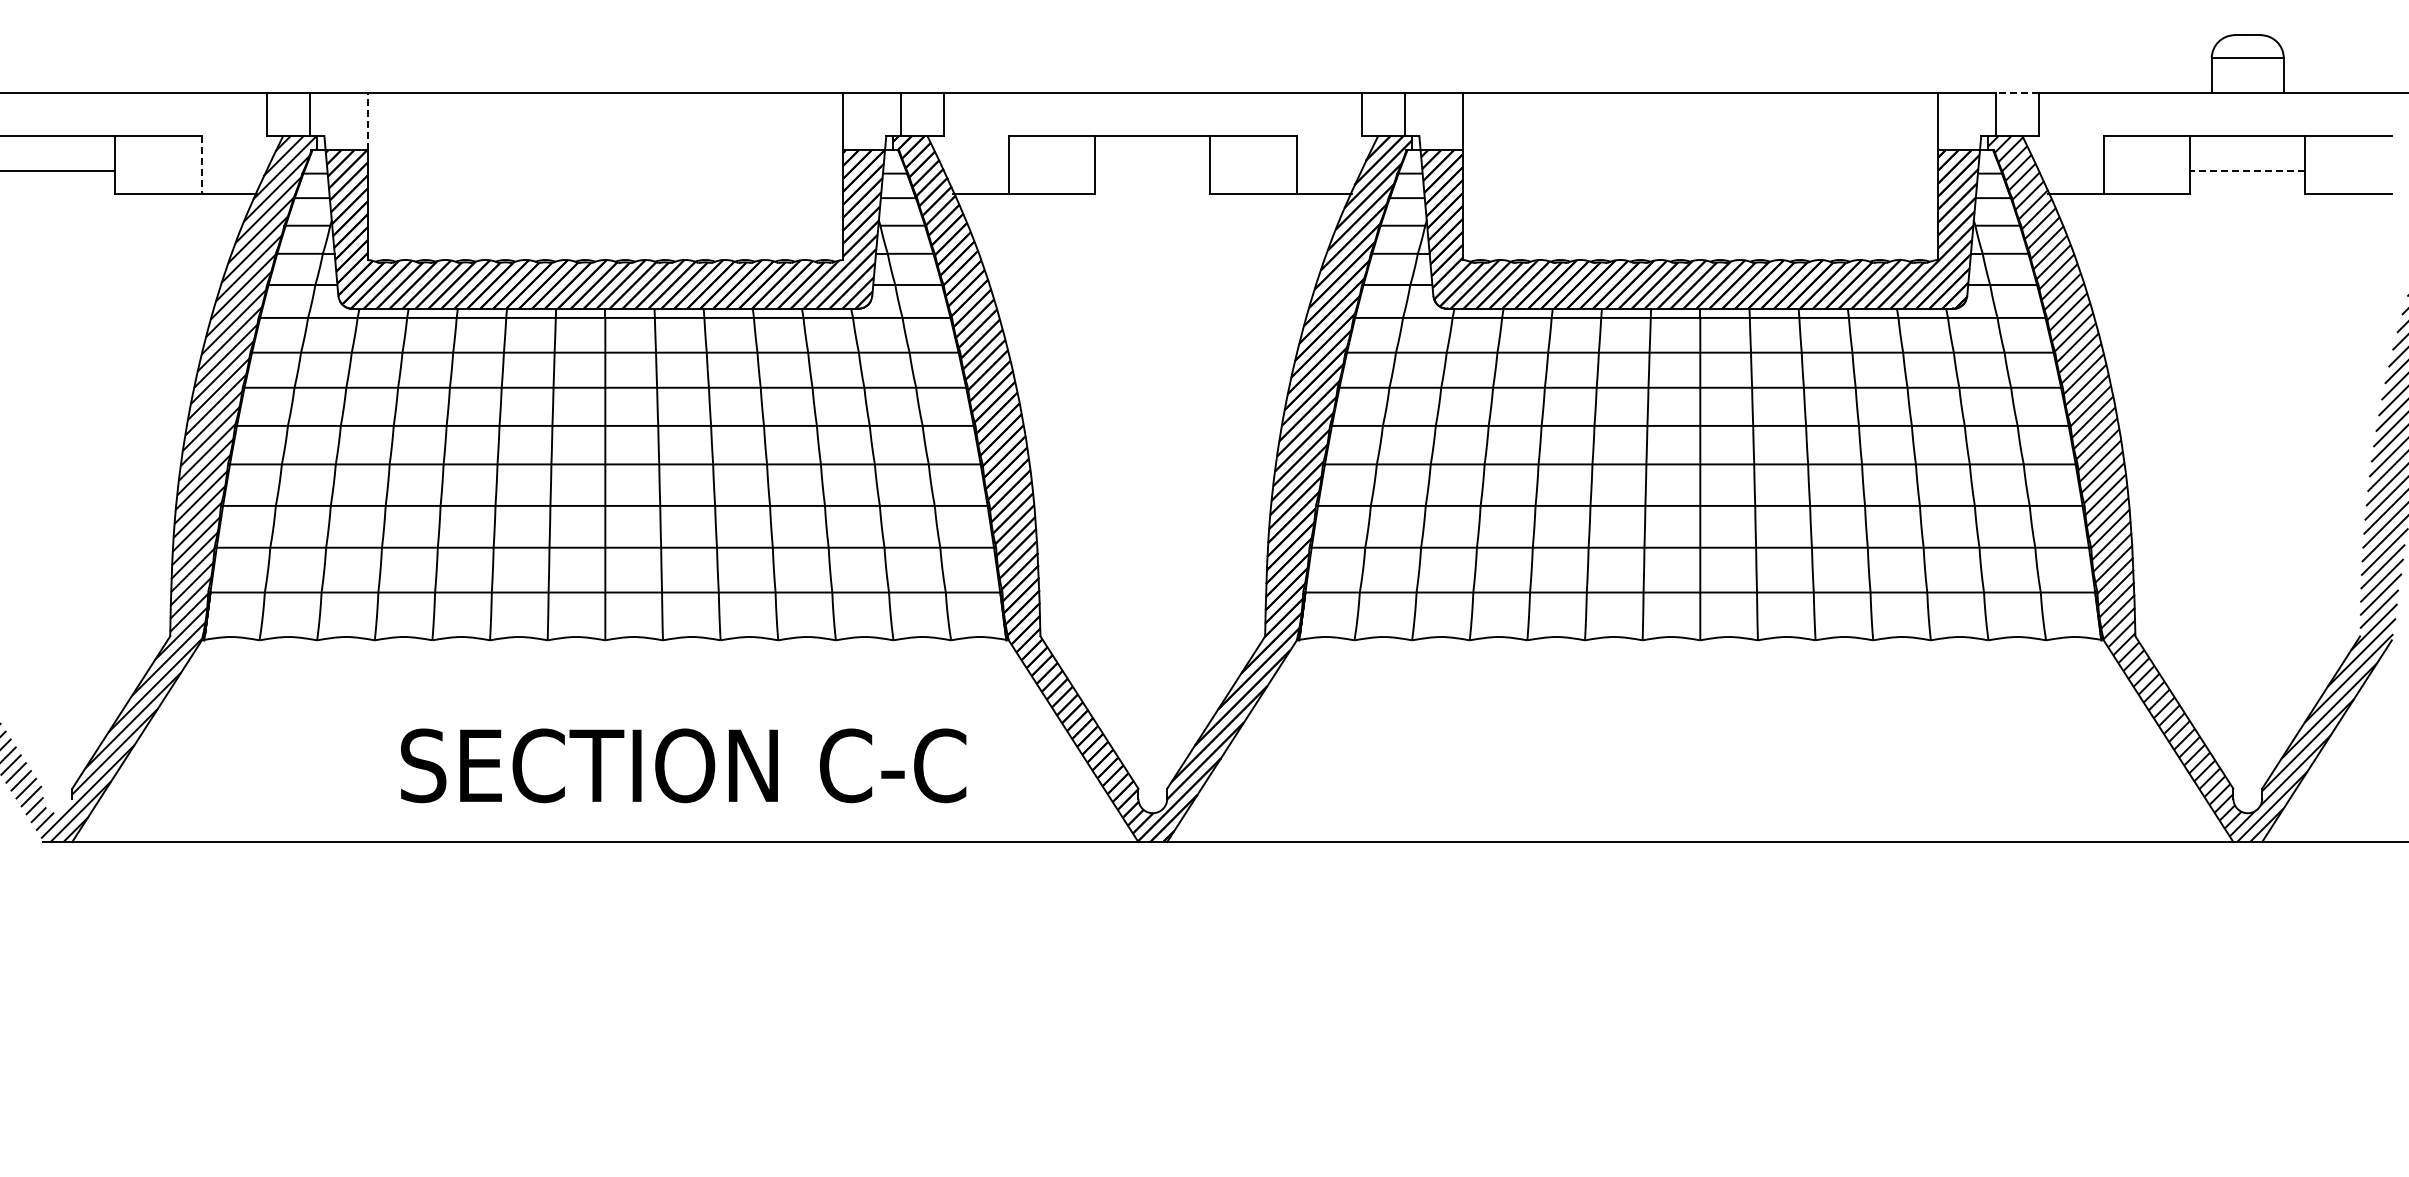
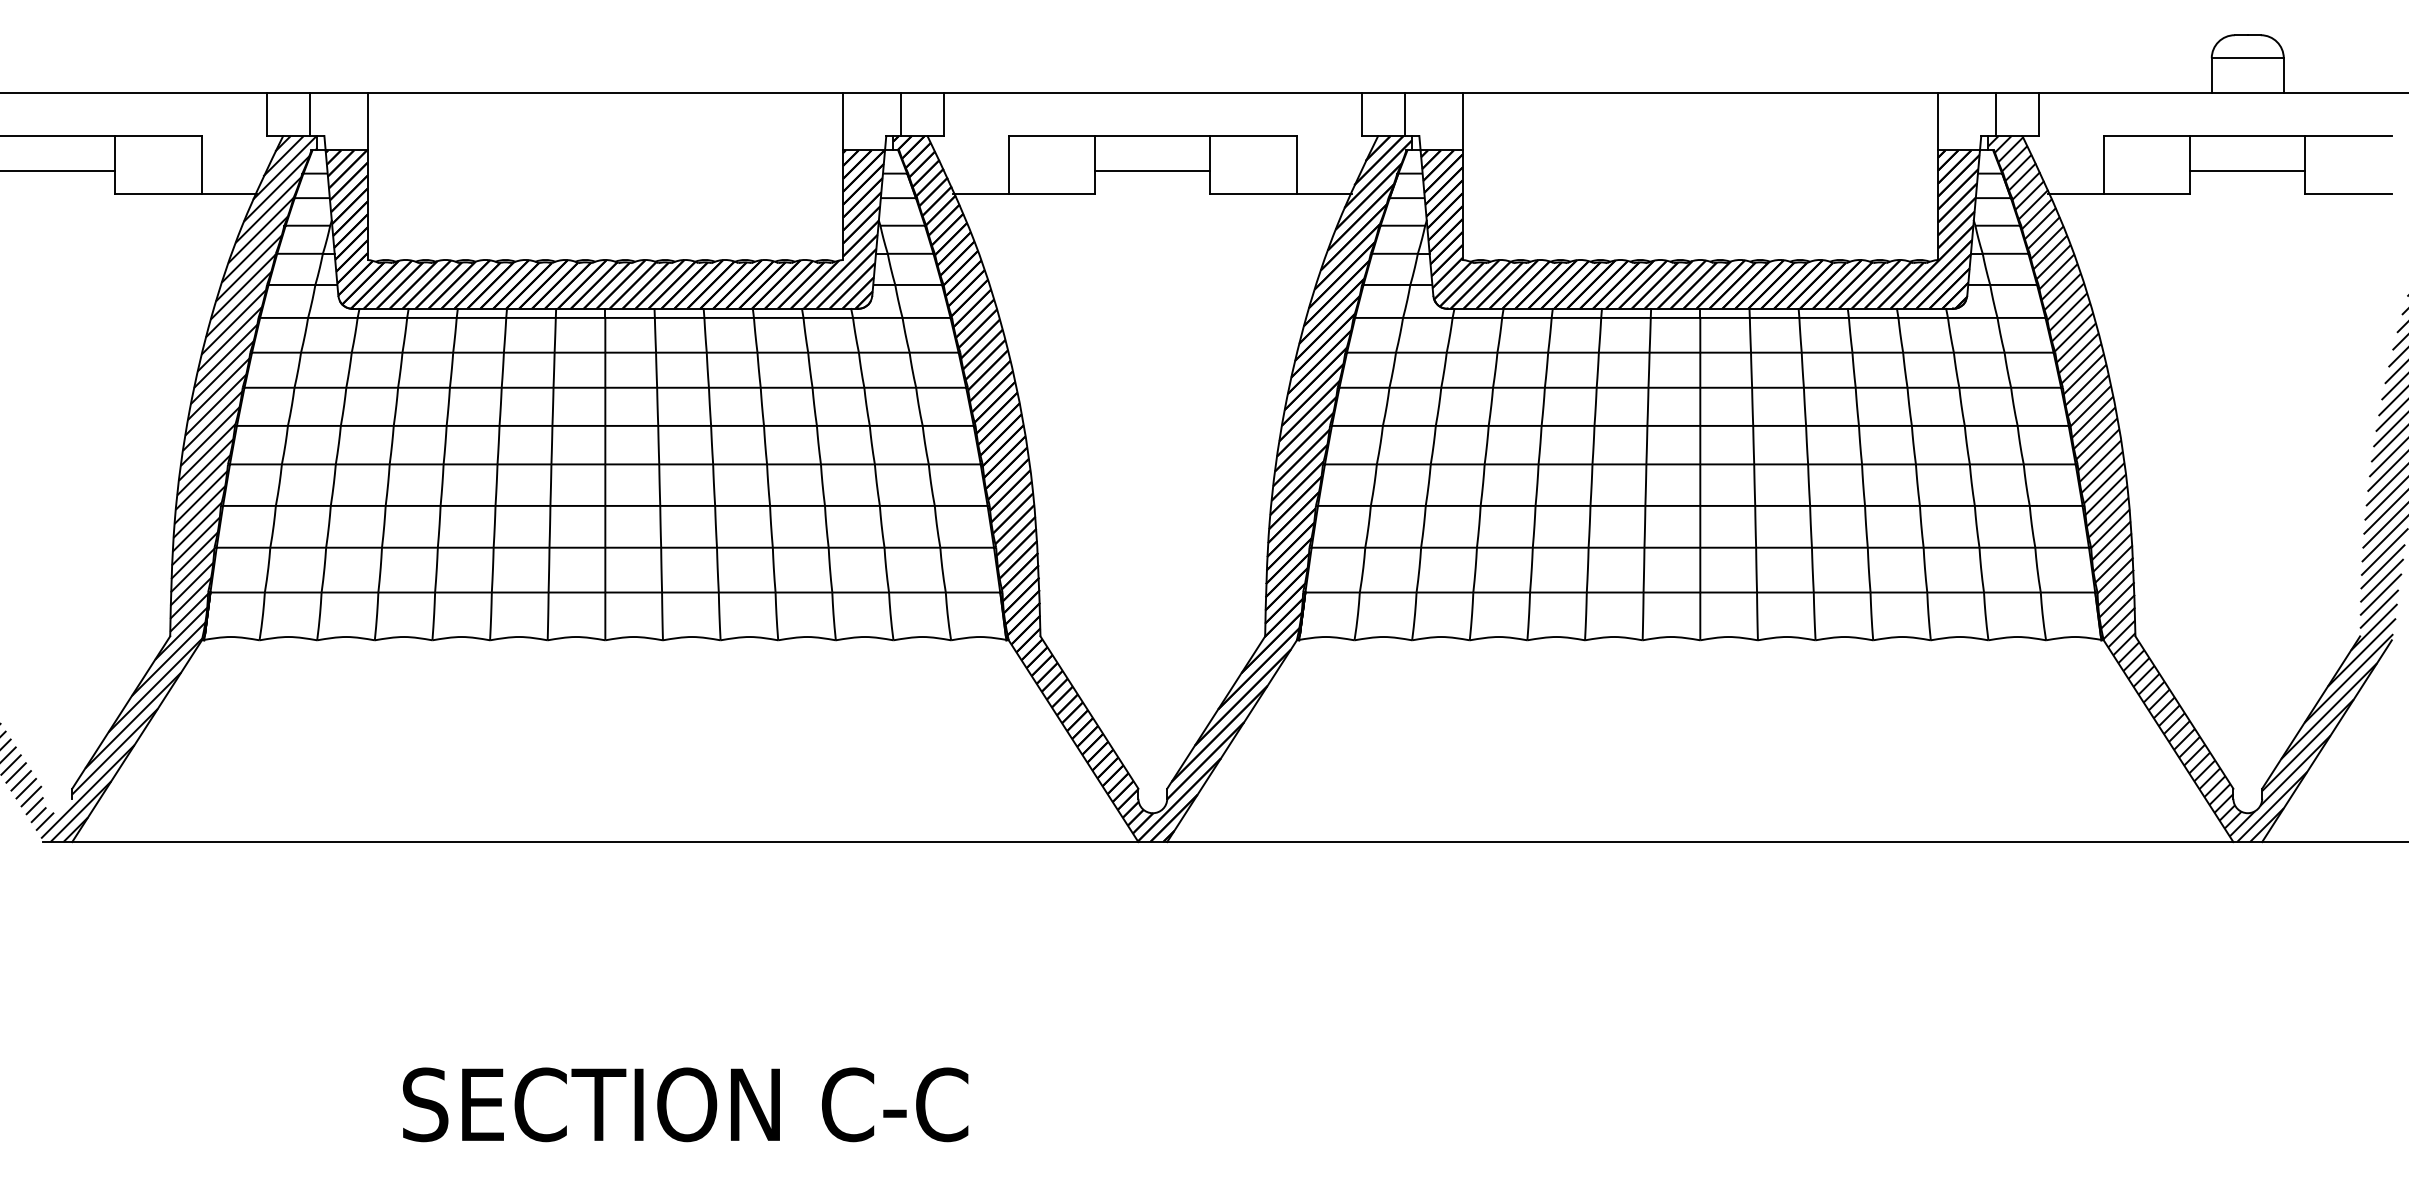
line: dashed -> solid (2017, 92)
line: dashed -> solid (367, 121)
line: dashed -> solid (201, 164)
line: none -> present (1152, 170)
line: dashed -> solid (2247, 170)
text position: (683, 765) -> (685, 1104) (685, 1104)
